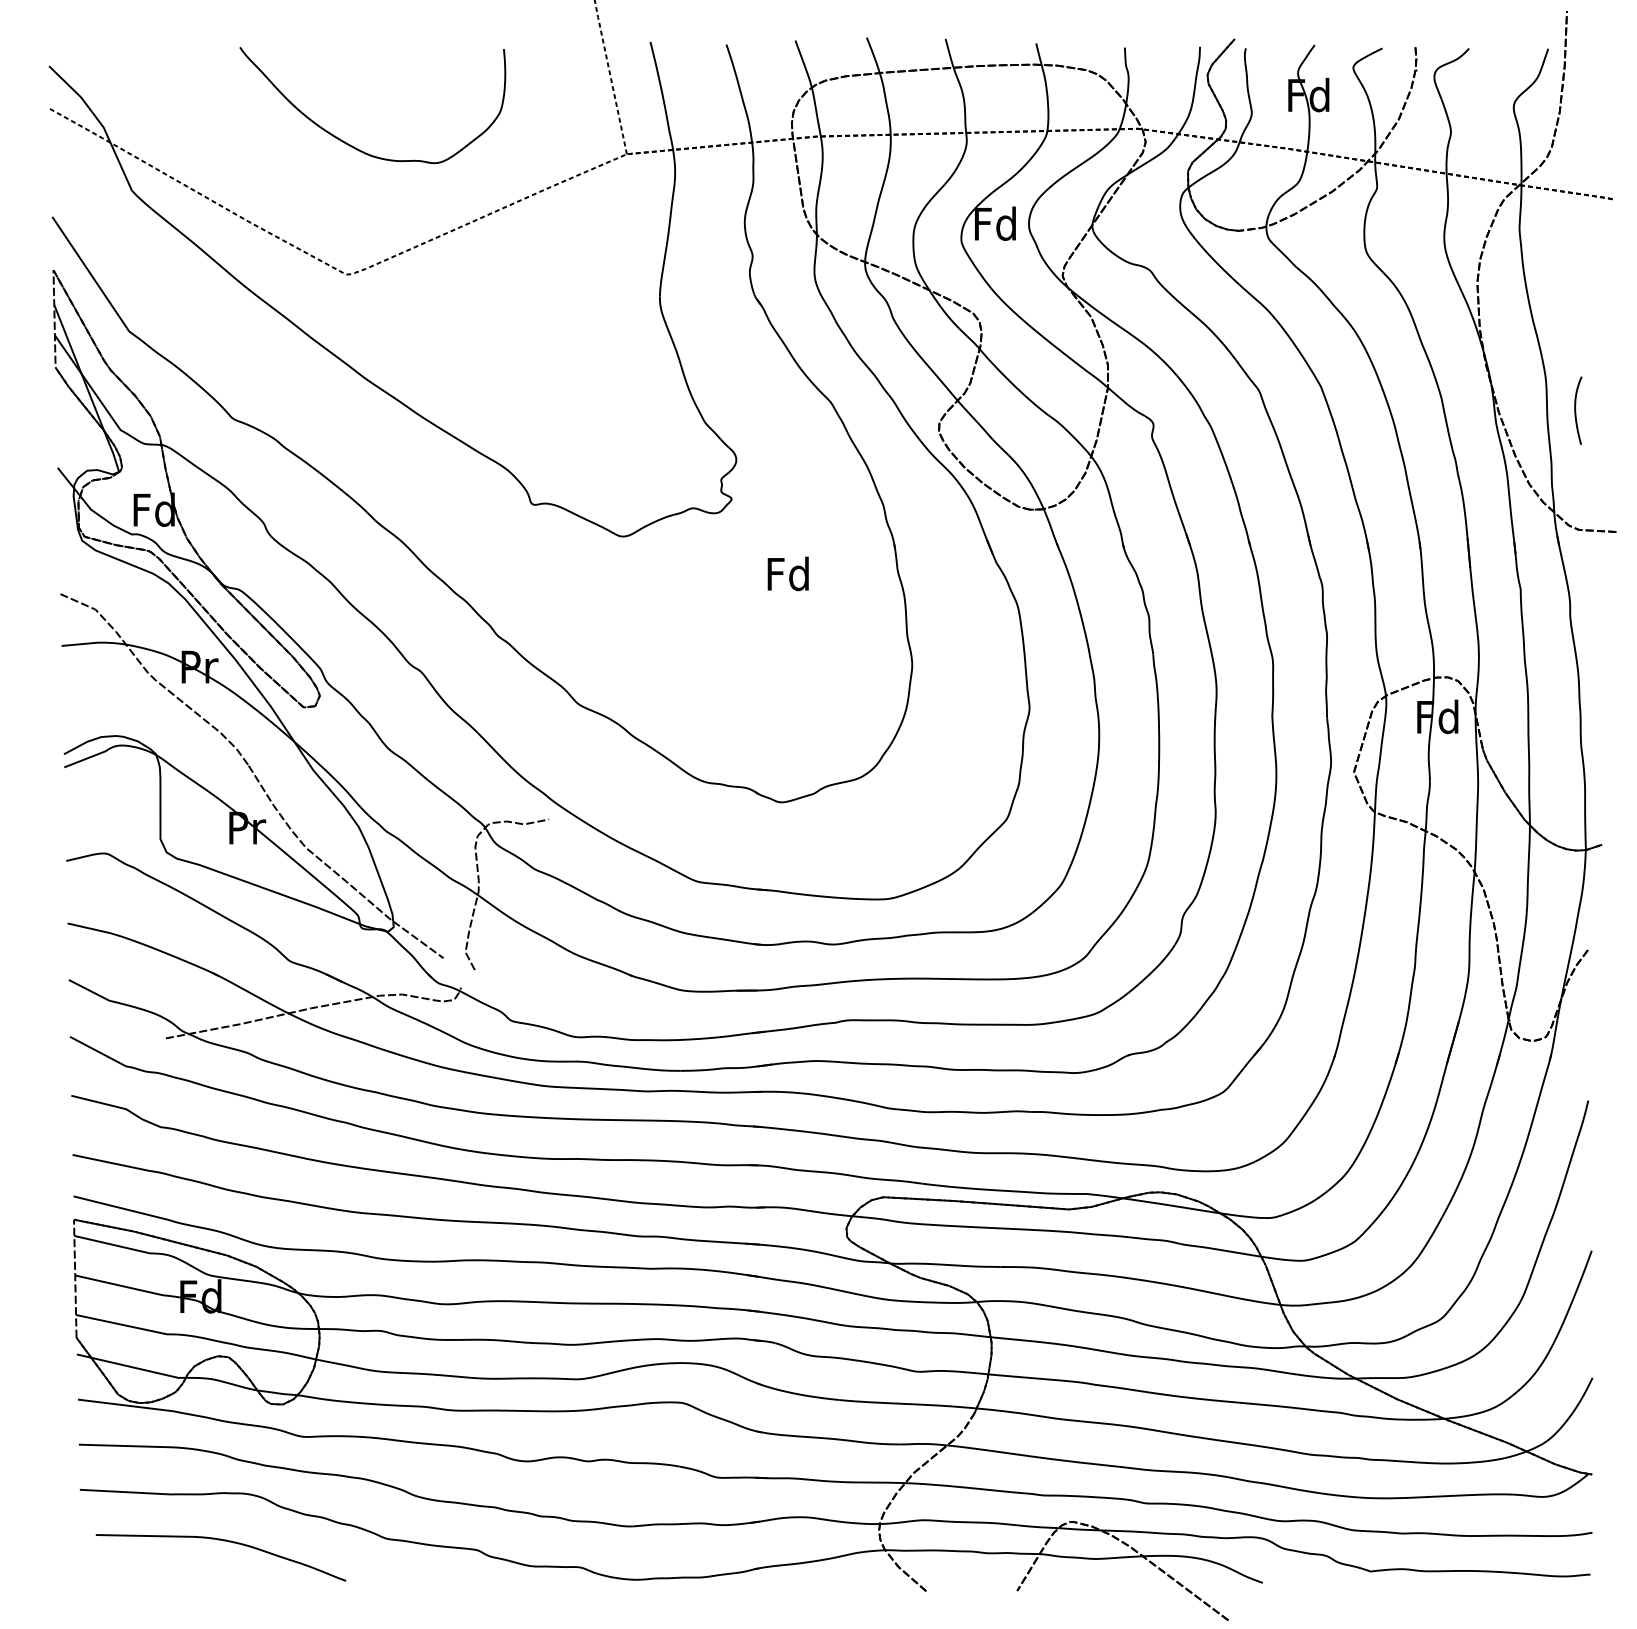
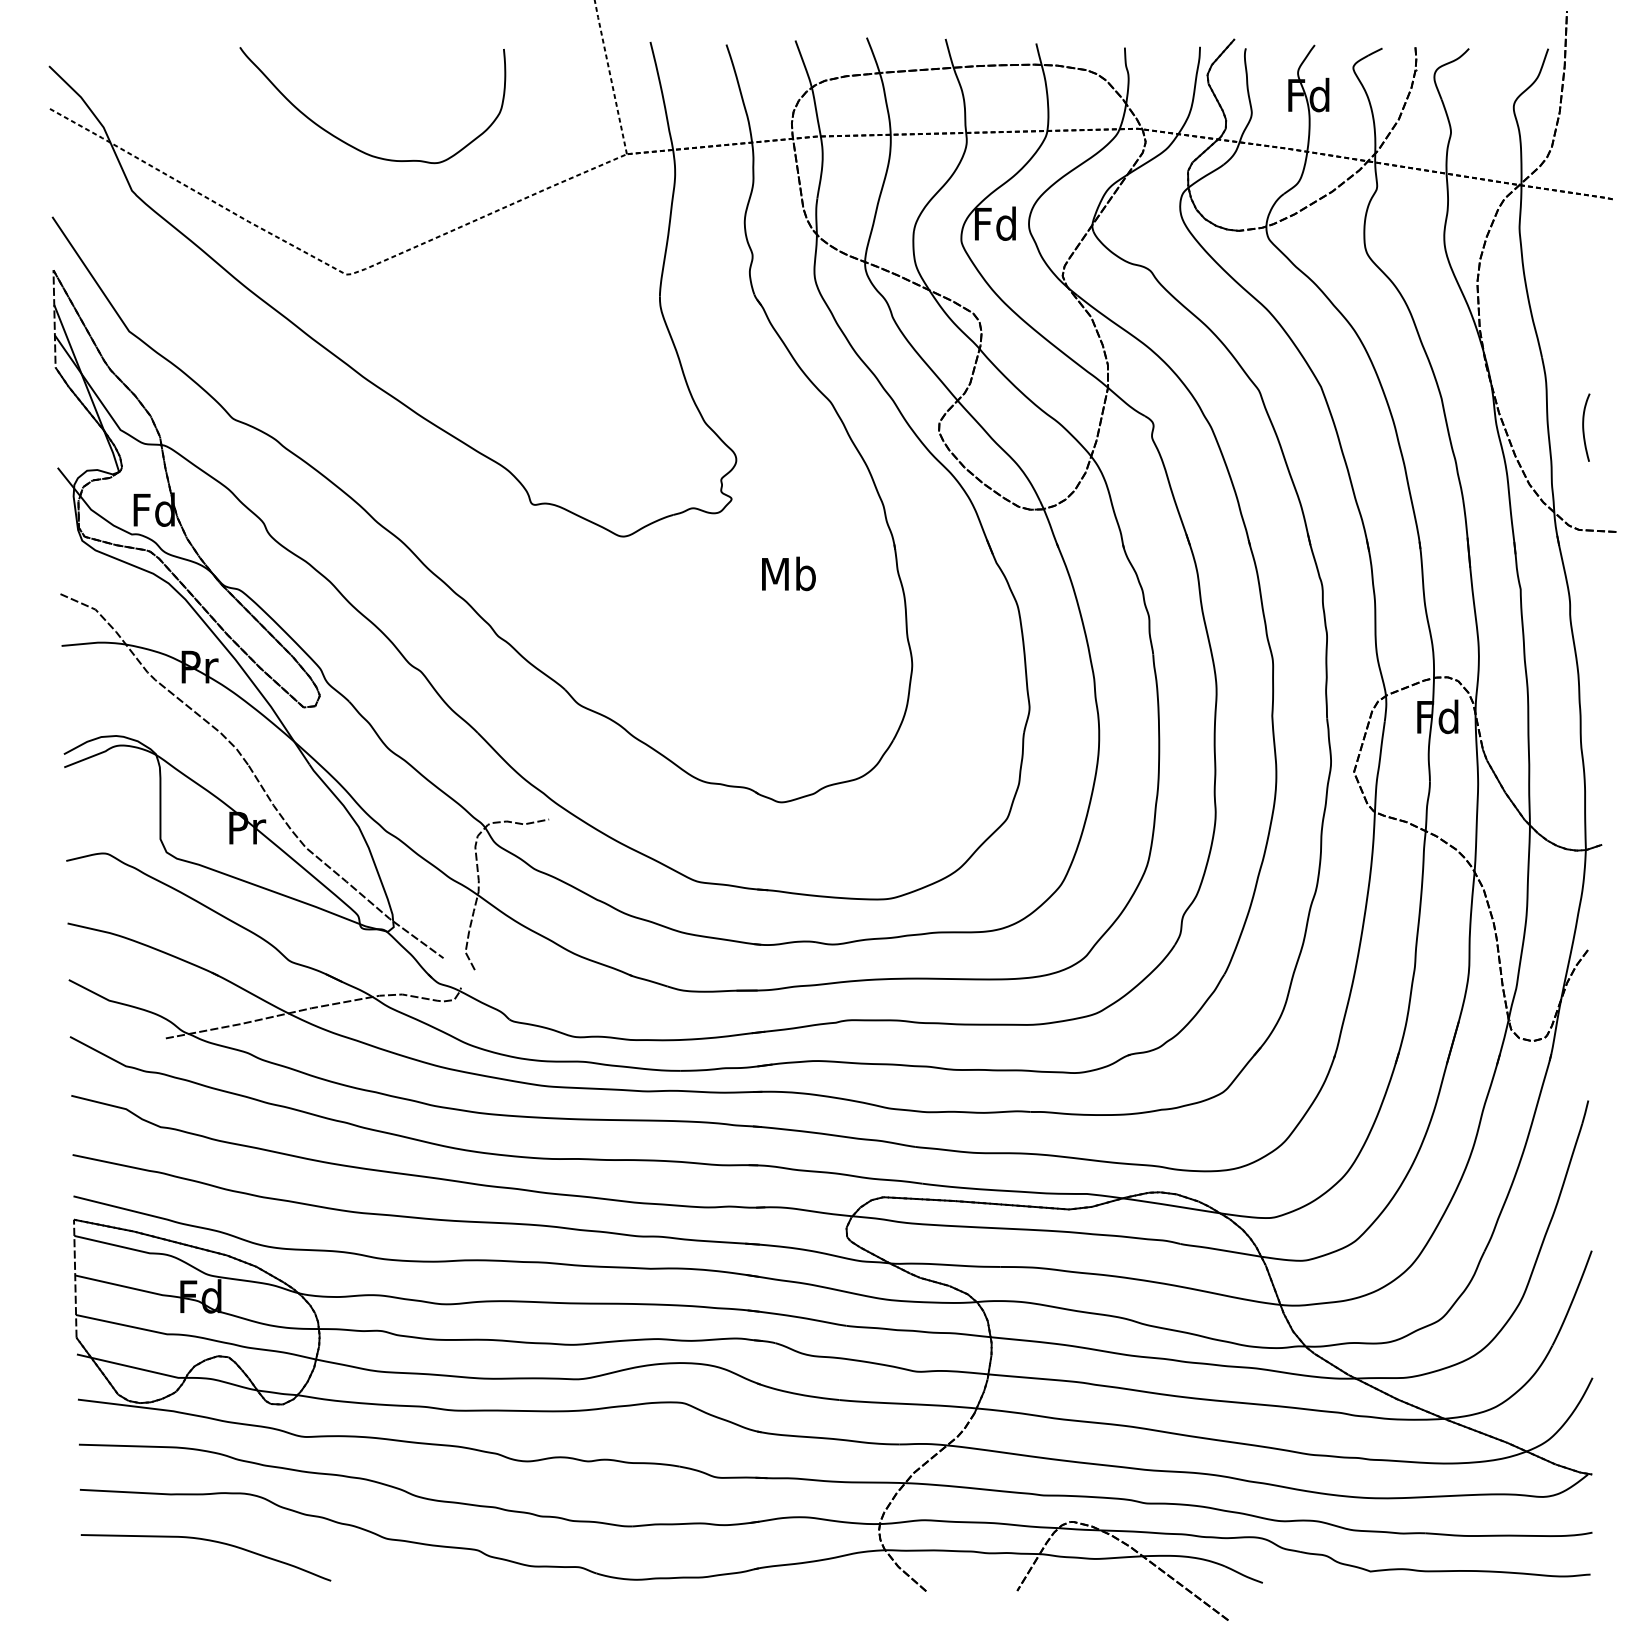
curve position: (1576, 410) -> (1584, 427) (1584, 427)
text: Fd -> Mb (788, 573)
curve position: (223, 1541) -> (208, 1541) (208, 1541)
